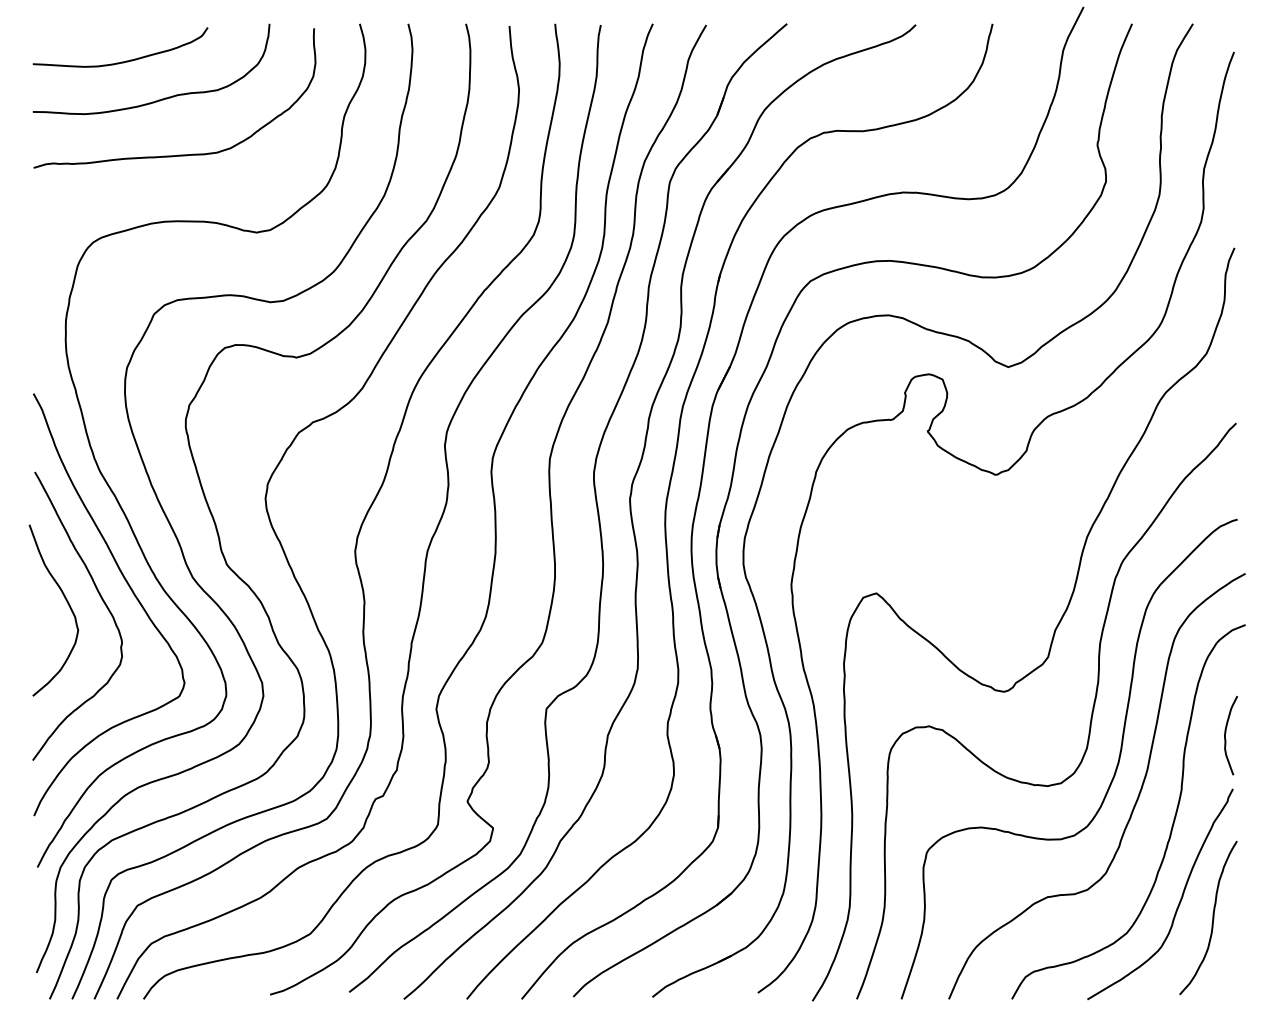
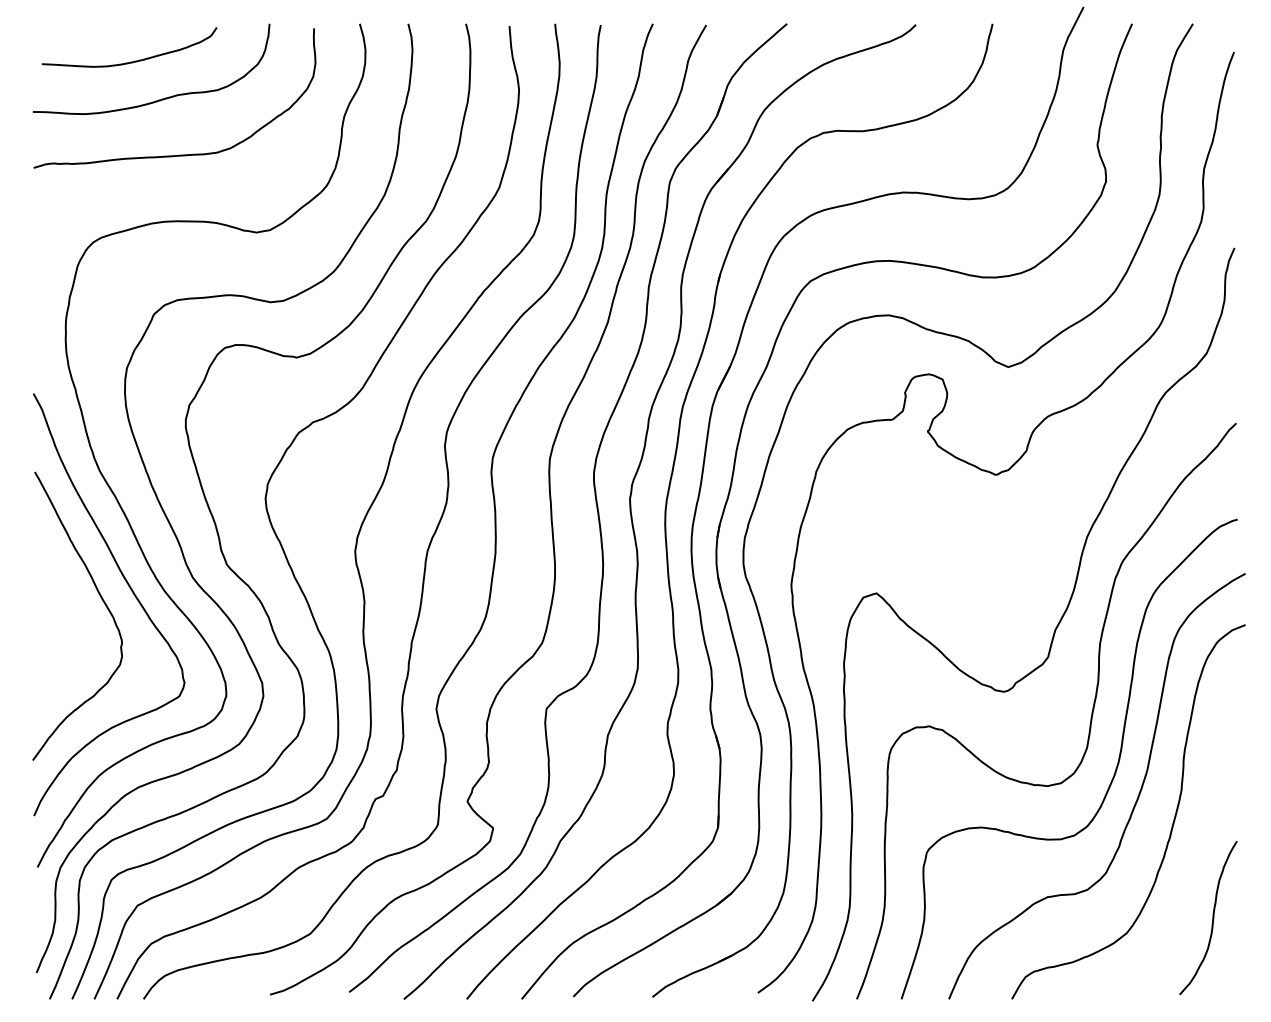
curve position: (121, 61) -> (130, 61) (130, 61)
curve: present -> none (66, 602)
curve: present -> none (1226, 733)
curve: present -> none (1179, 900)
